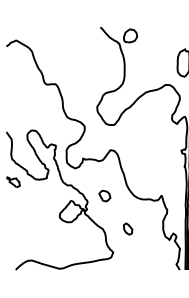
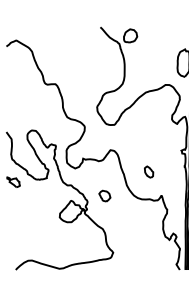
part position: (128, 228) -> (149, 171) (149, 171)
